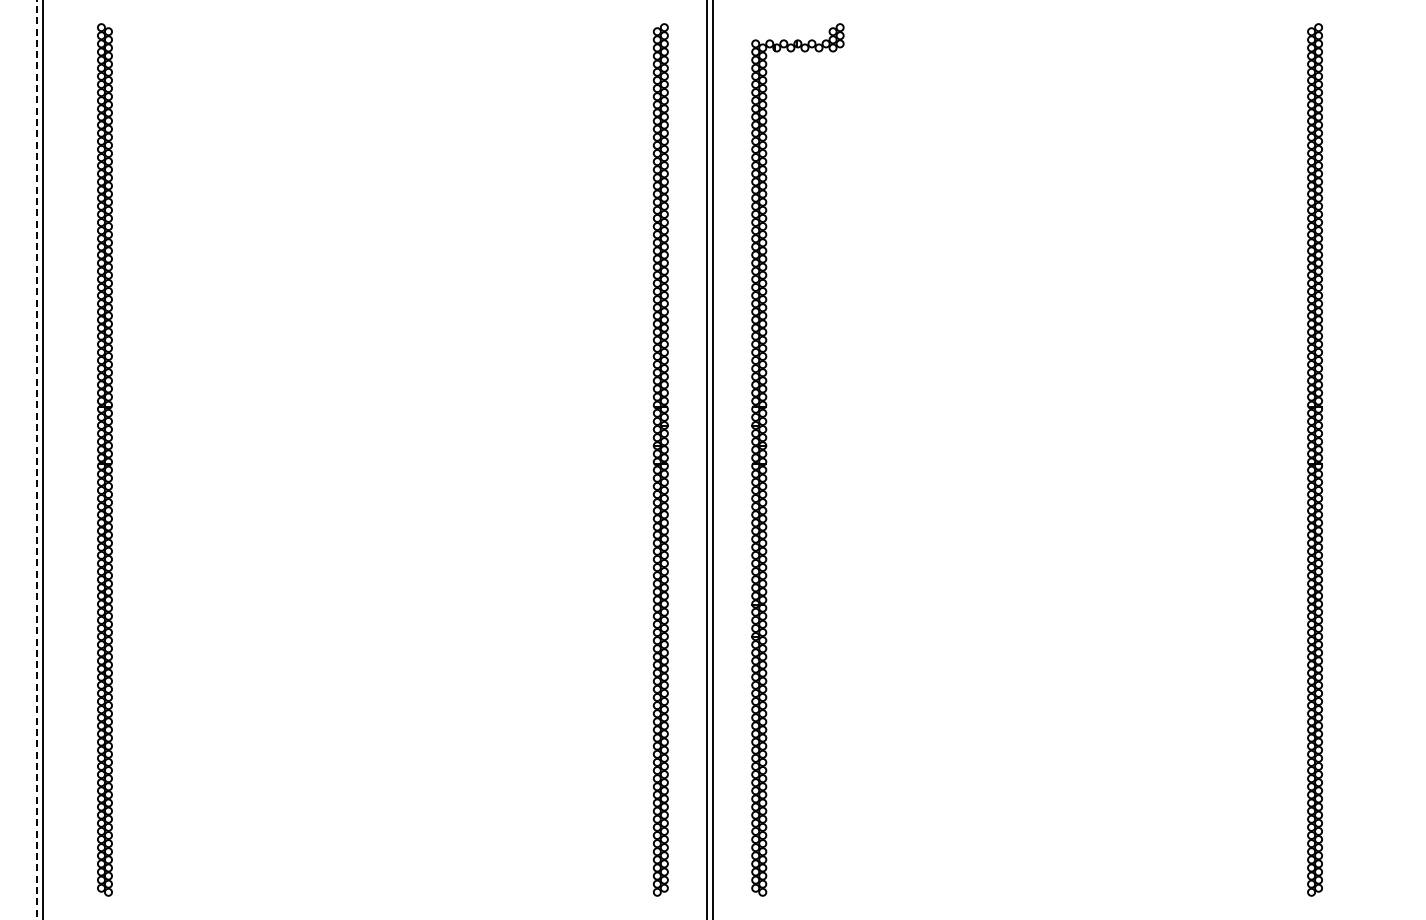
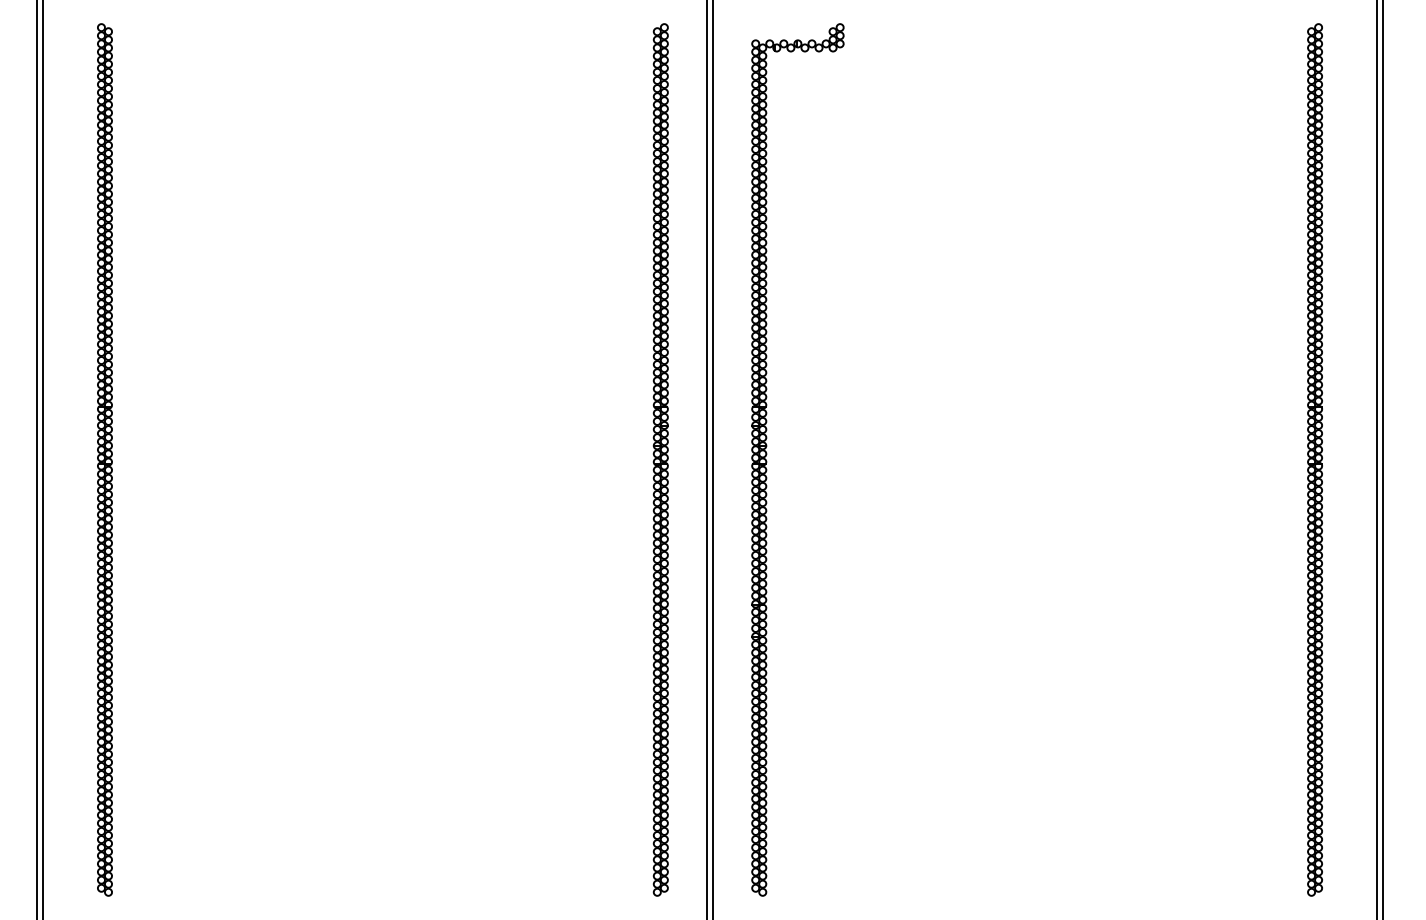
line: none -> present (1377, 459)
line: none -> present (1383, 459)
line: dashed -> solid (36, 460)
